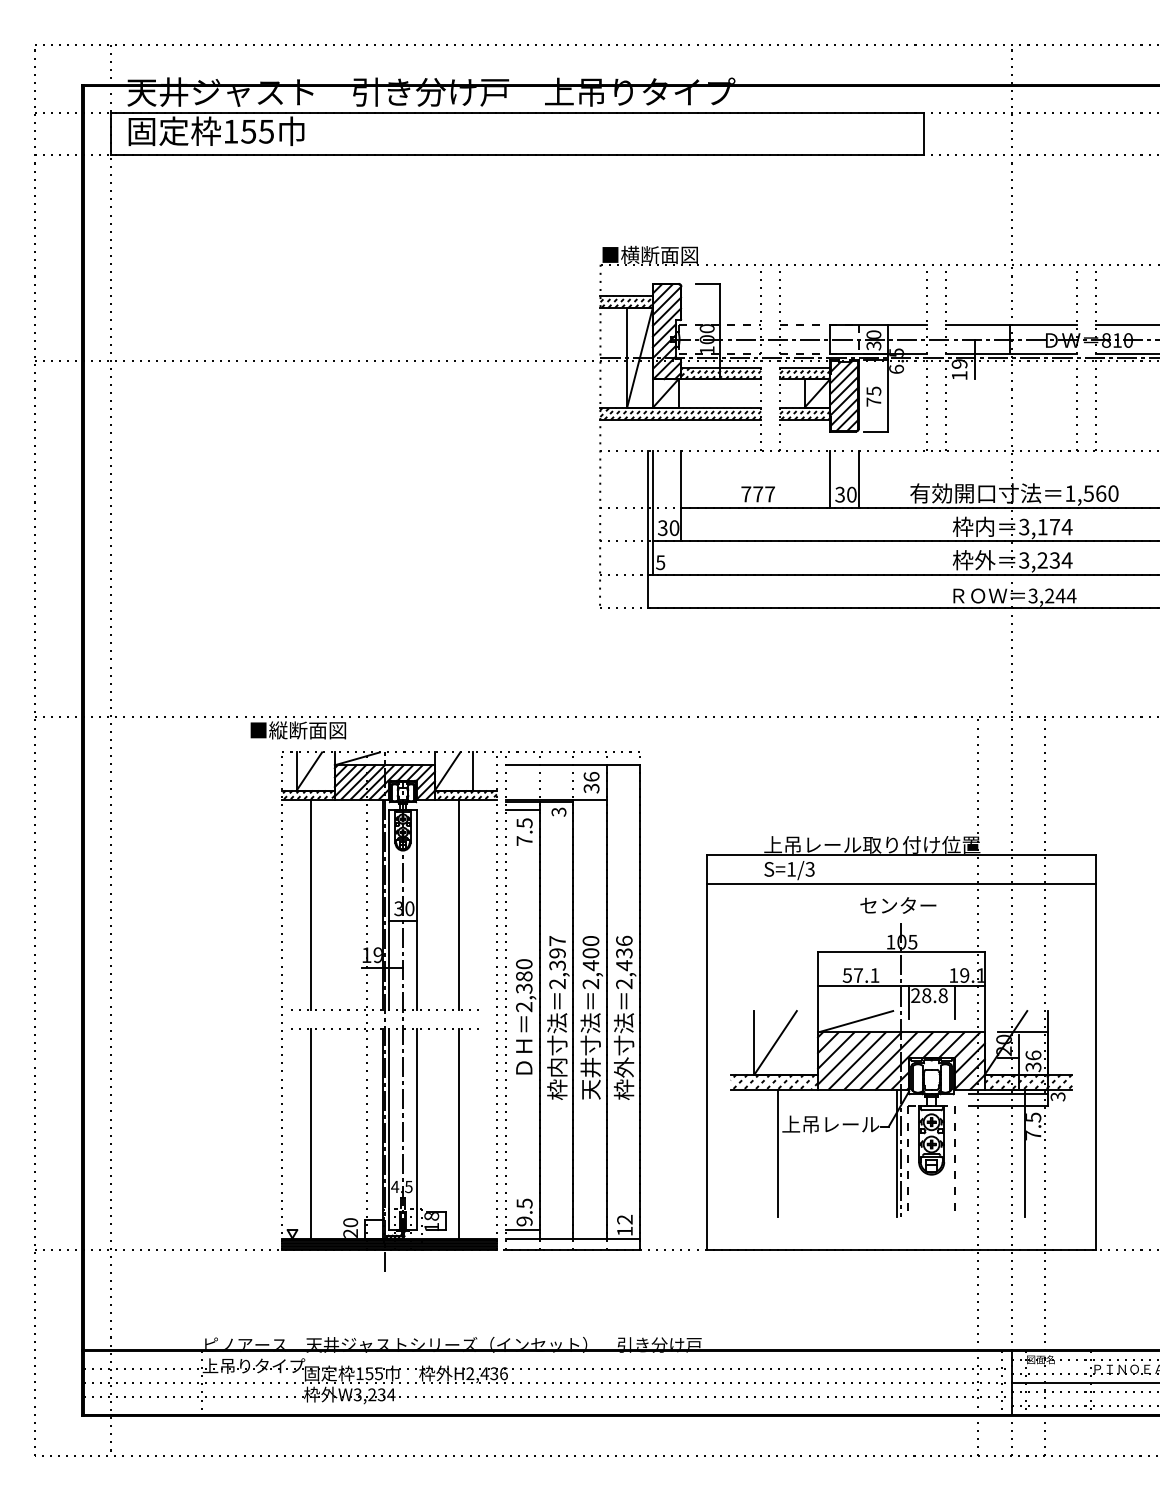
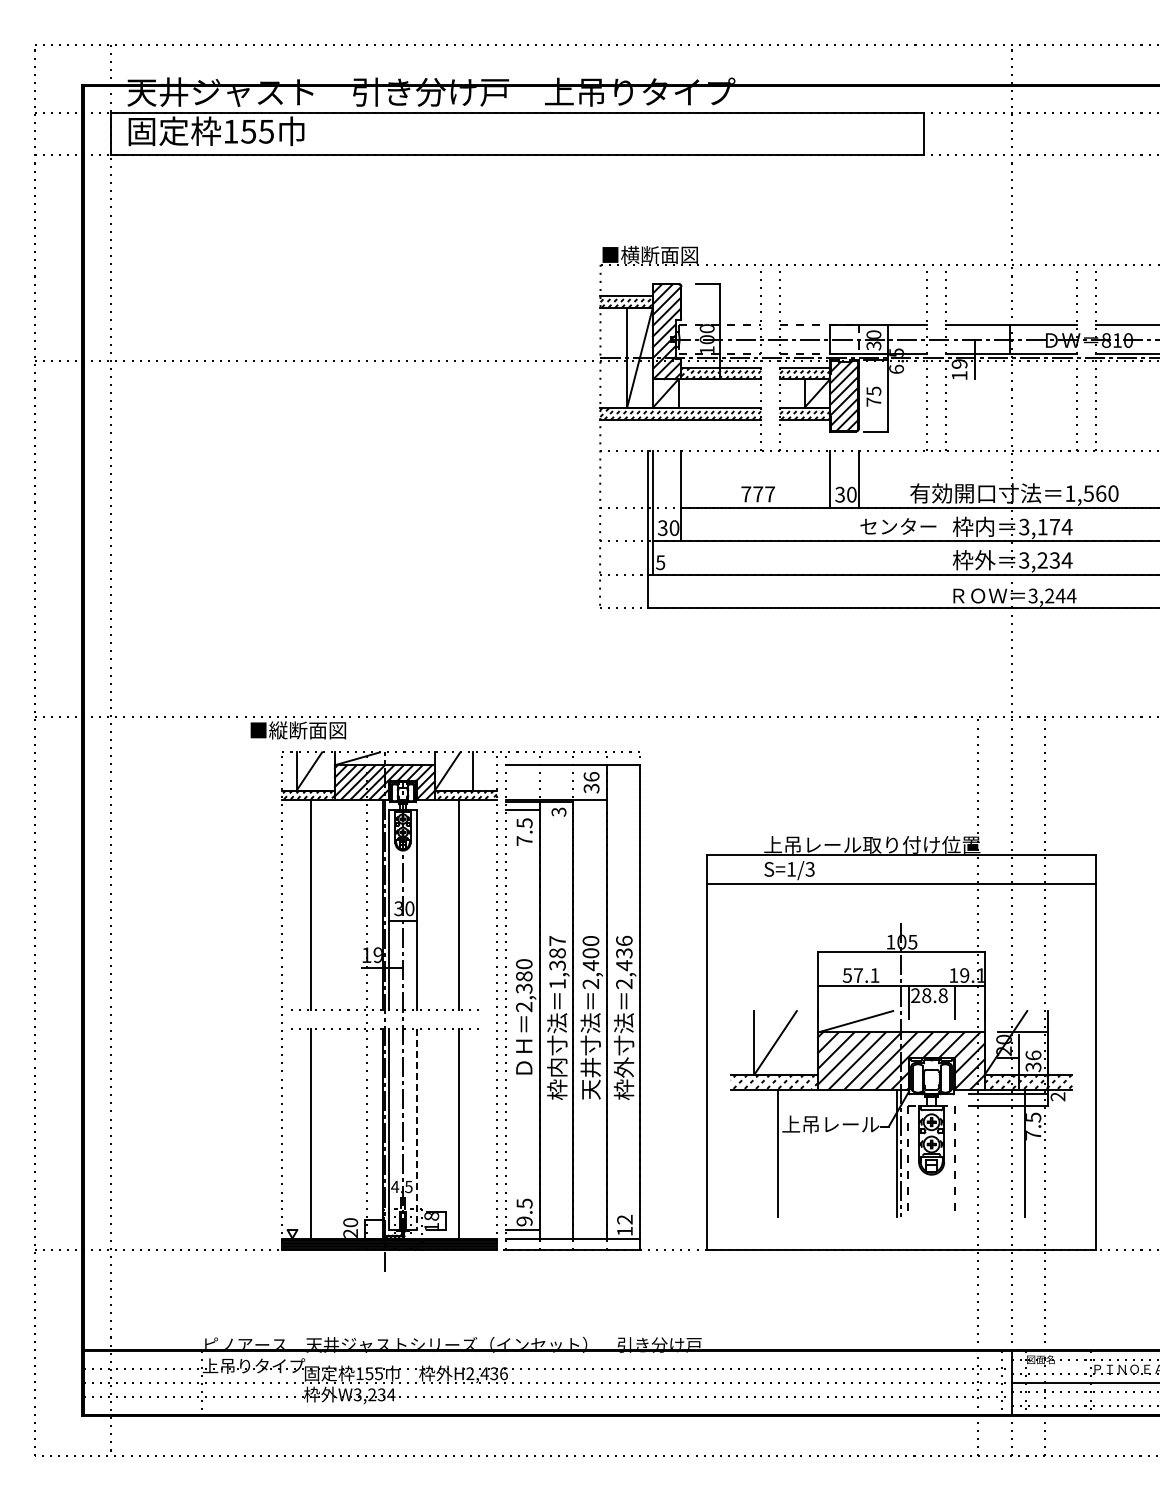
text position: (898, 905) -> (898, 526) (898, 526)
text: 2,397 -> 1,387 (557, 968)
text: 3 -> 2 (1058, 1096)
line: solid -> dashed (417, 1129)
